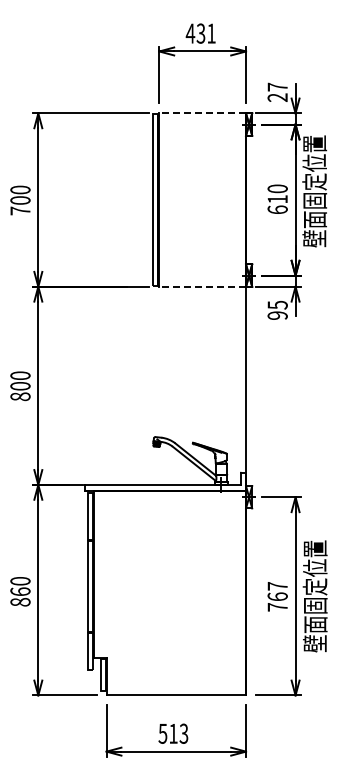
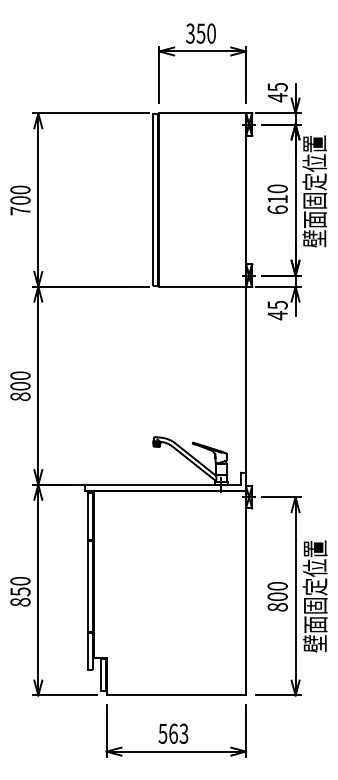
text: 431 -> 350 (200, 33)
text: 27 -> 45 (277, 92)
line: dashed -> solid (202, 113)
line: dashed -> solid (202, 286)
text: 95 -> 45 (277, 315)
text: 860 -> 850 (20, 591)
text: 767 -> 800 (277, 596)
text: 513 -> 563 (173, 733)
